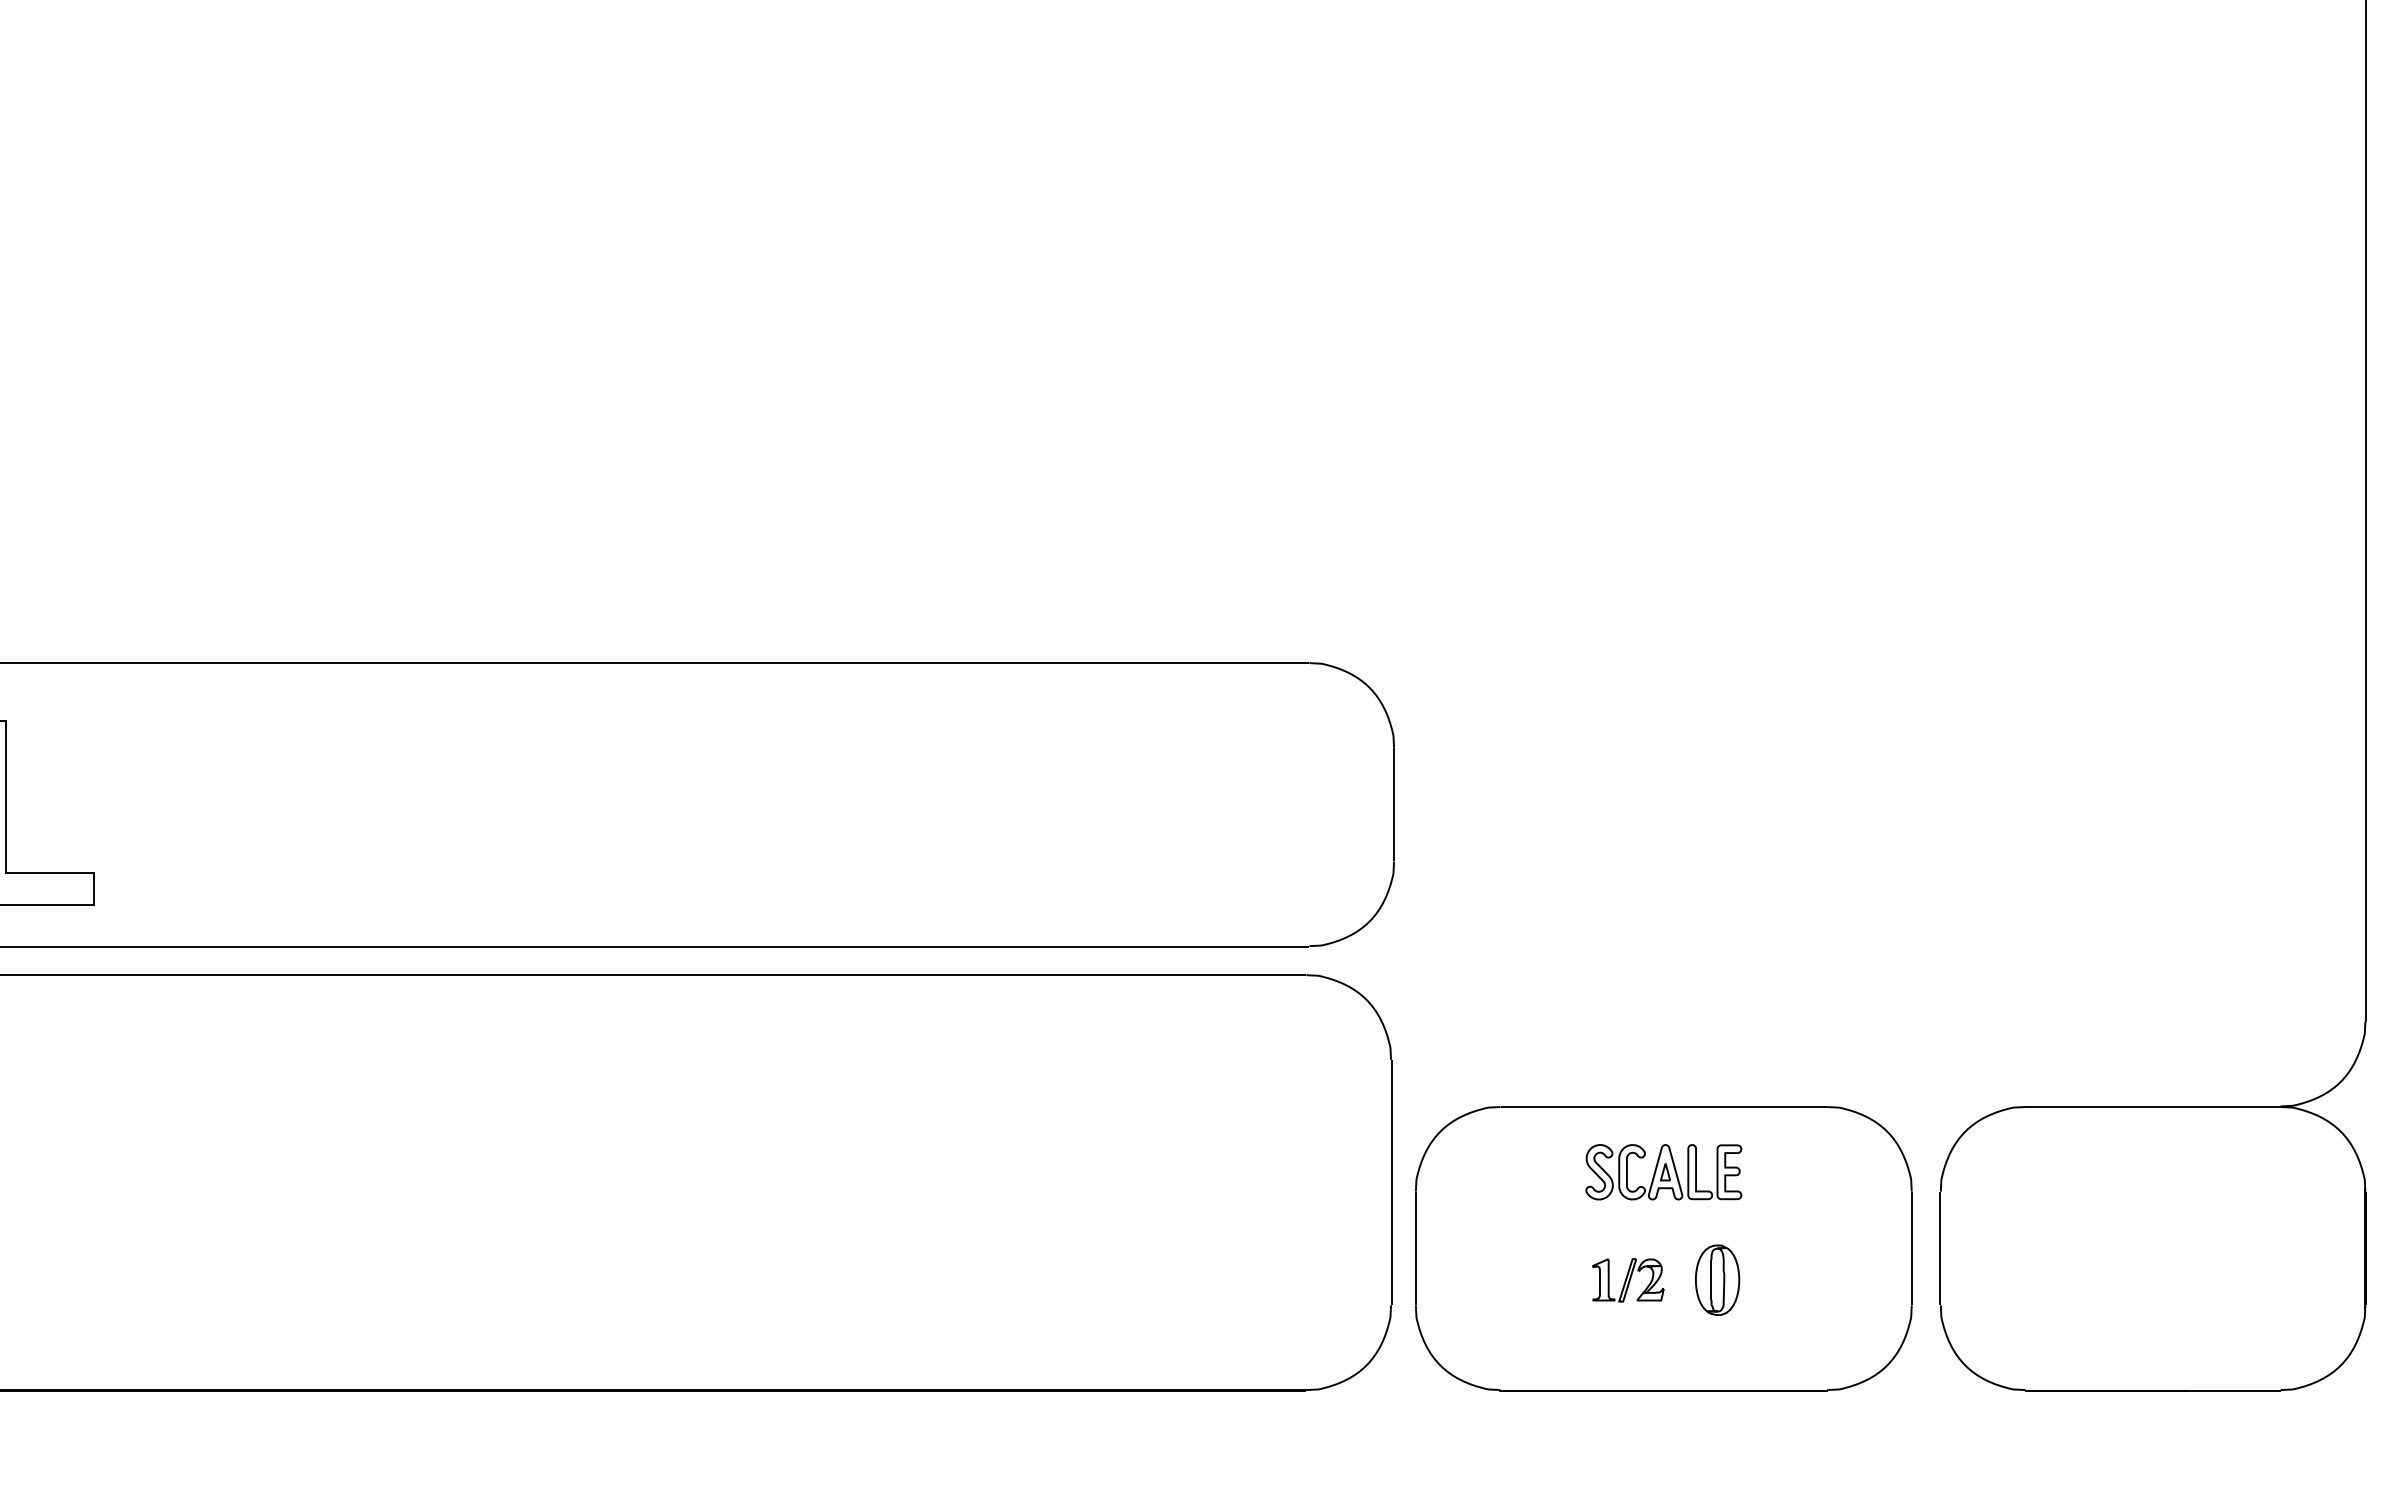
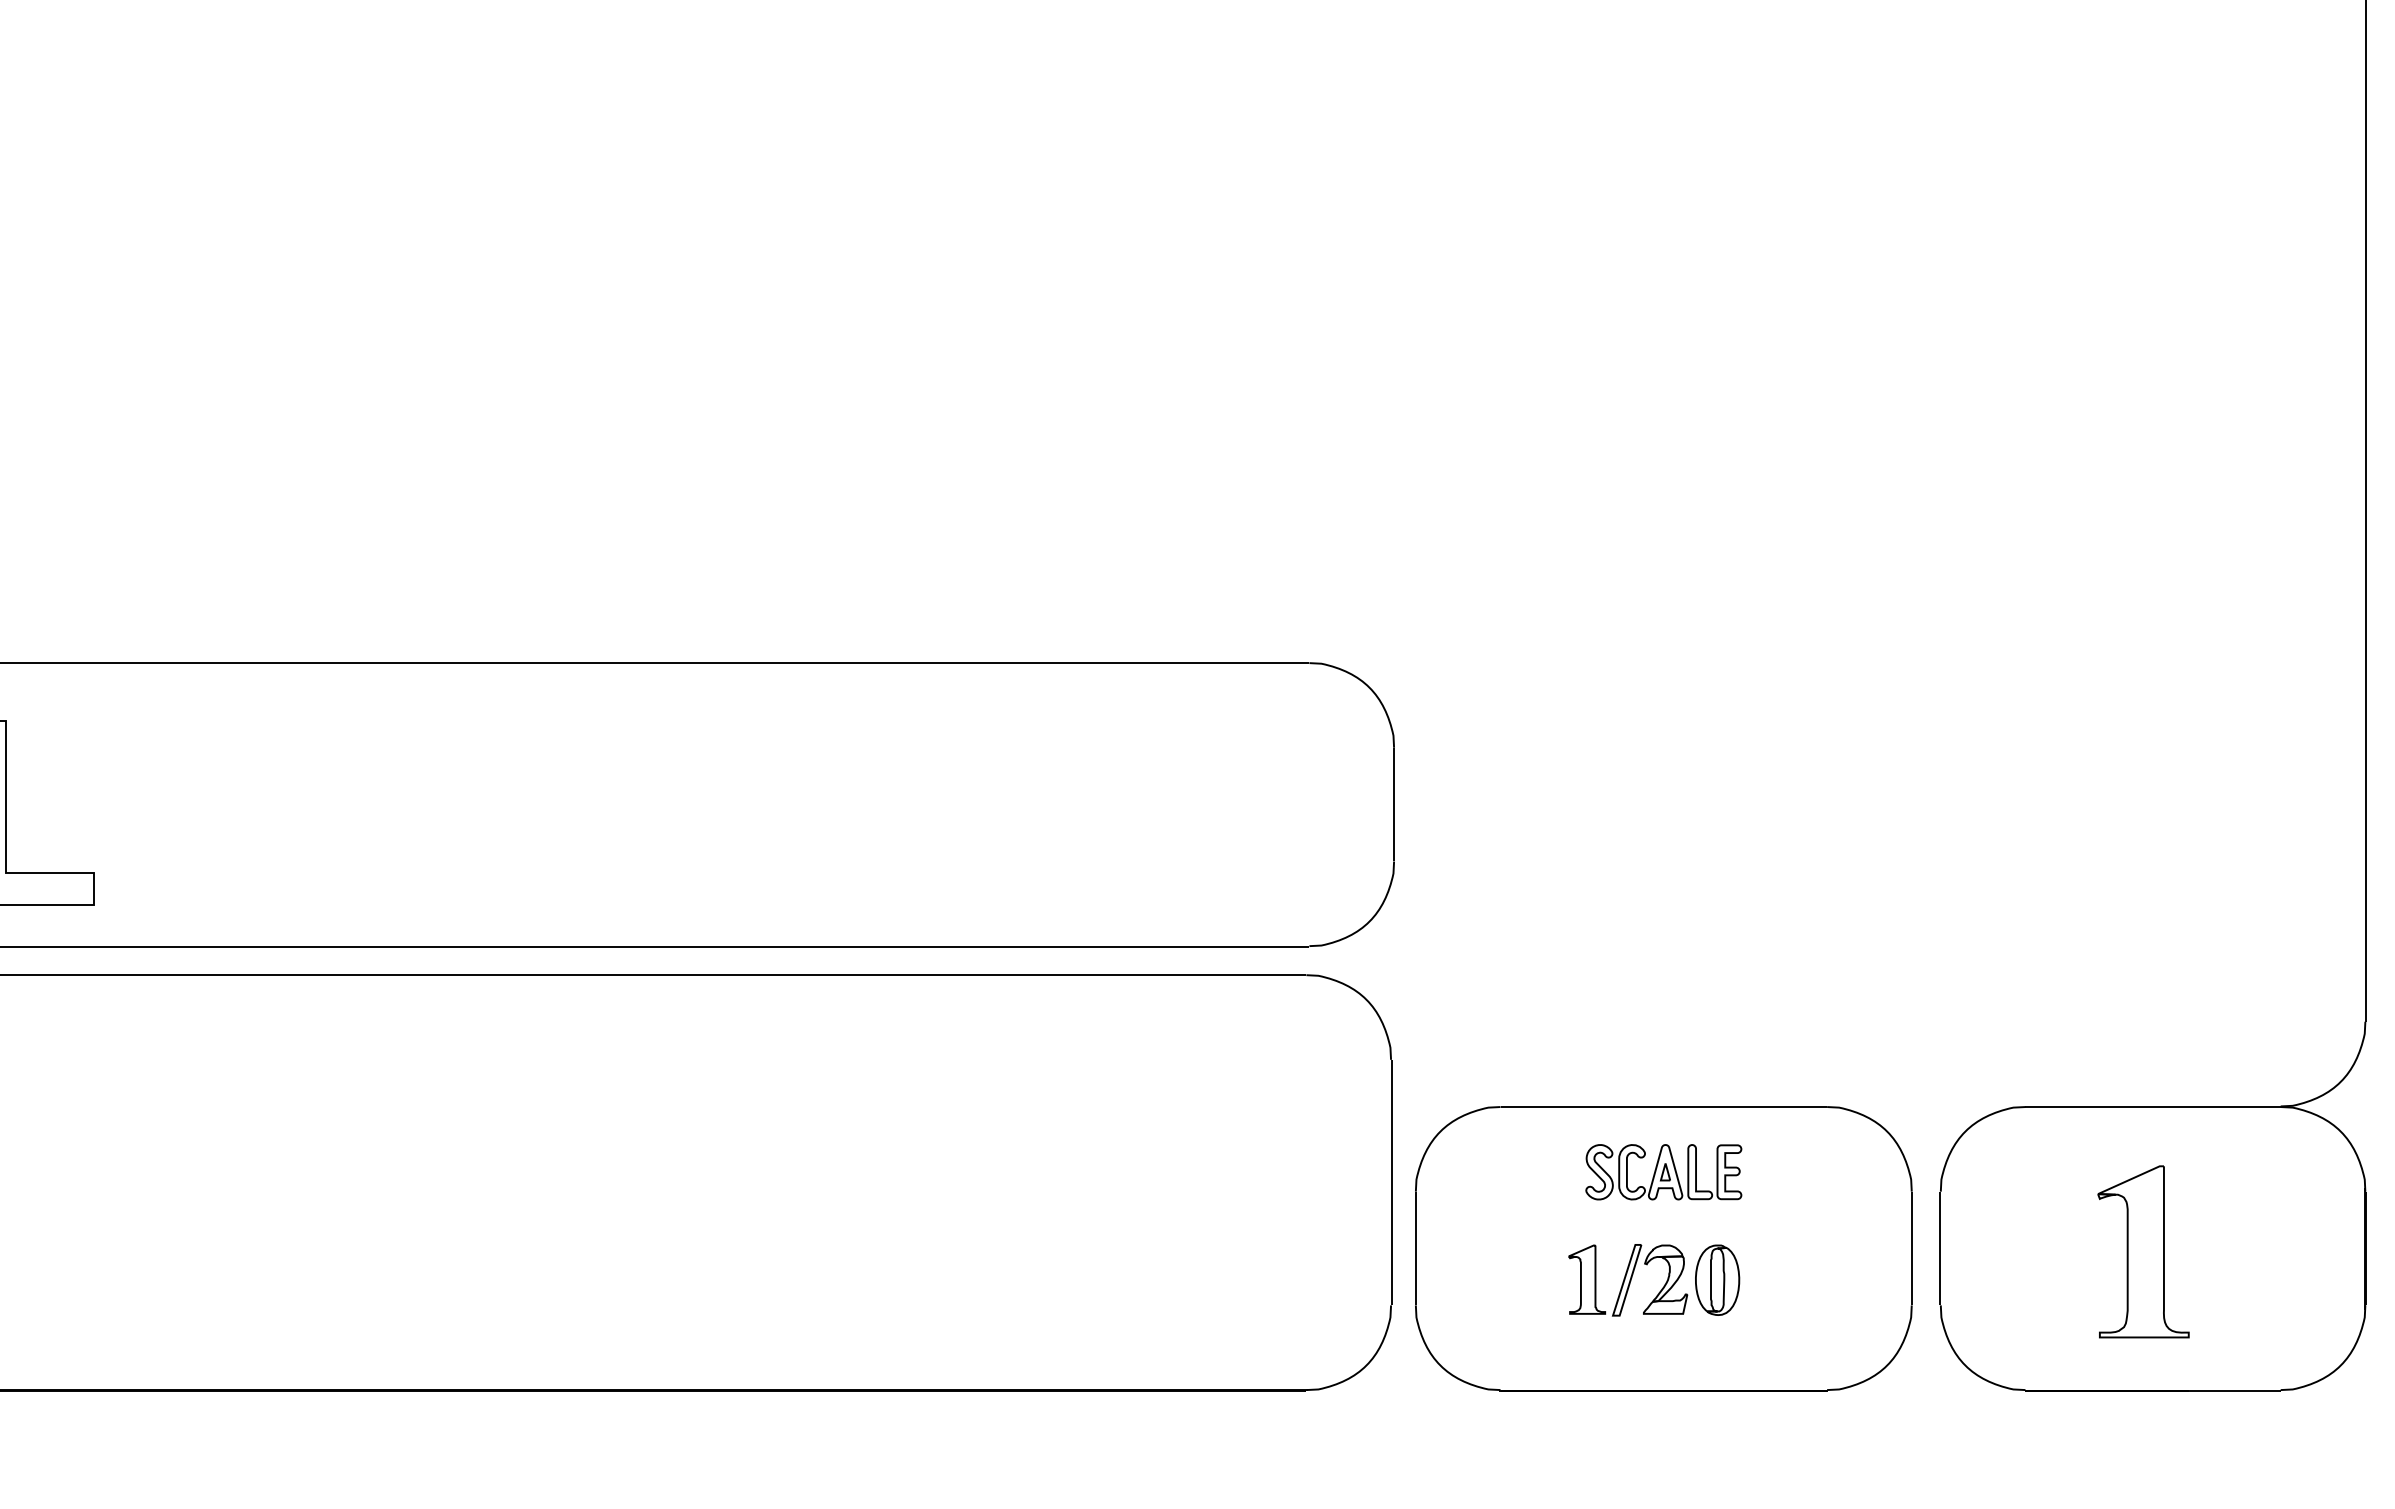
part: none -> present (2143, 1251)
part size: 73x45 px -> 121x73 px (1628, 1280)
